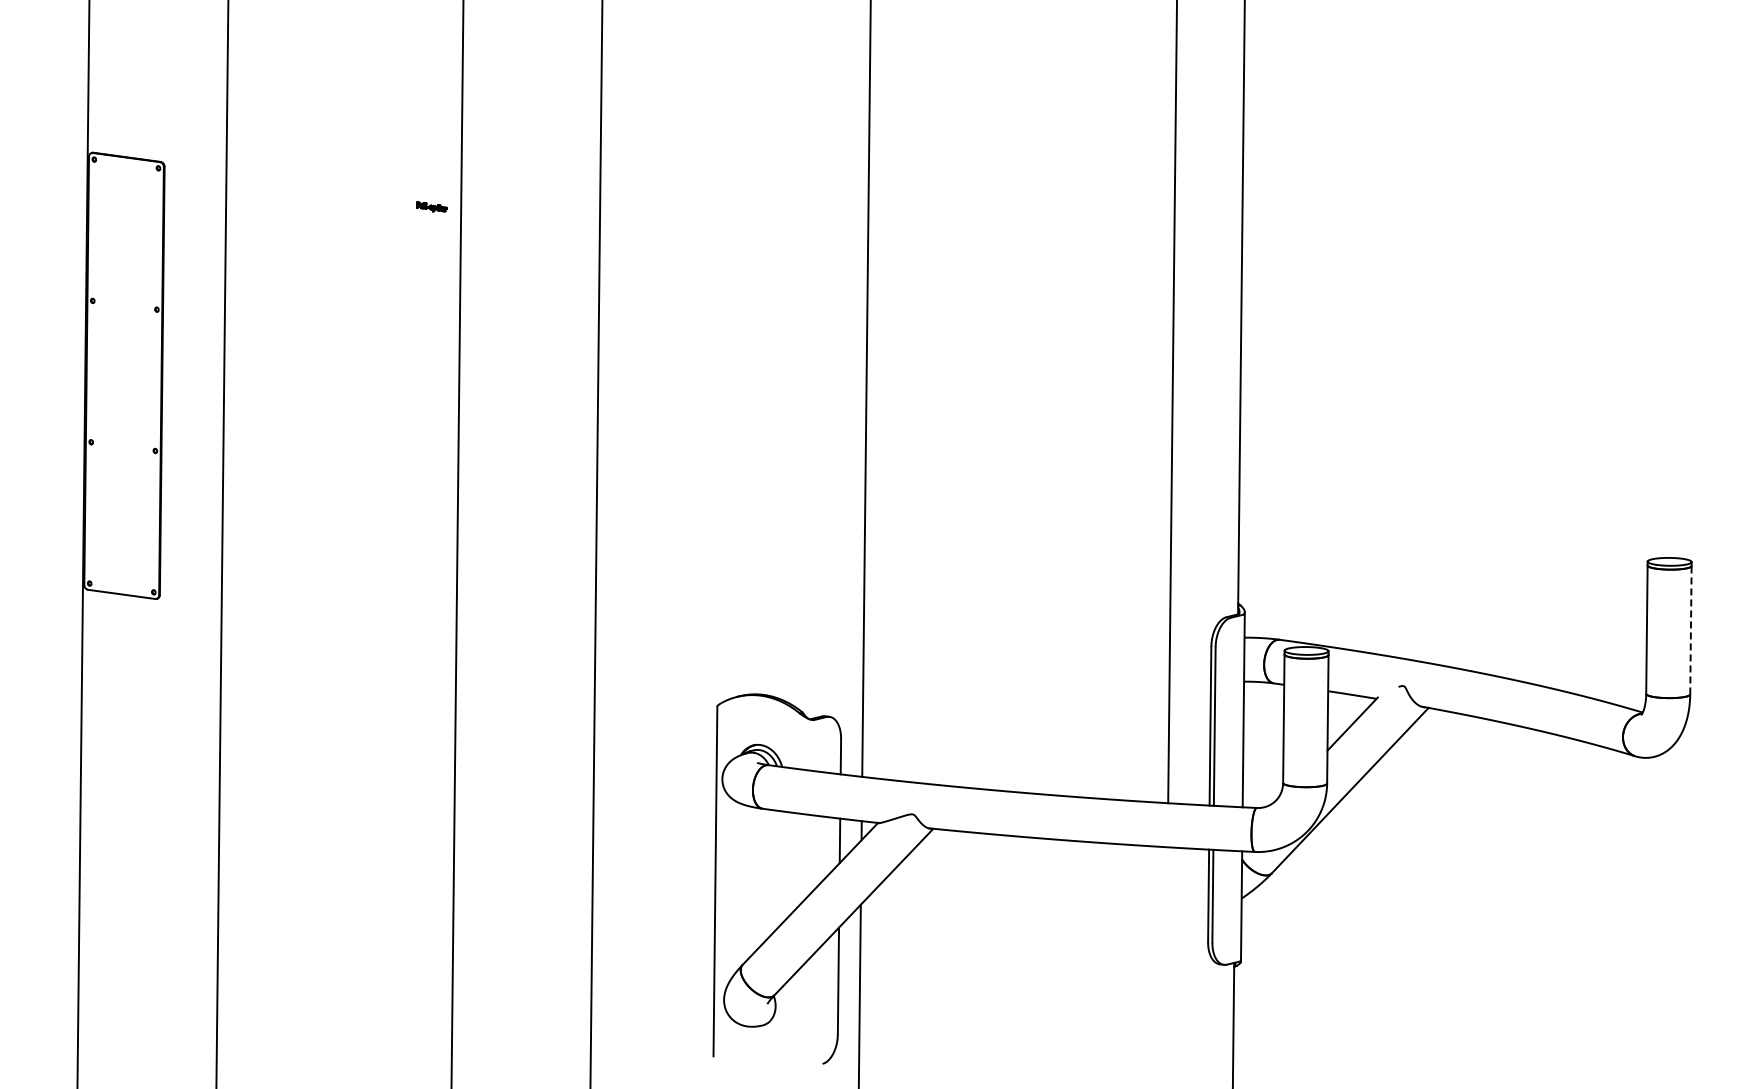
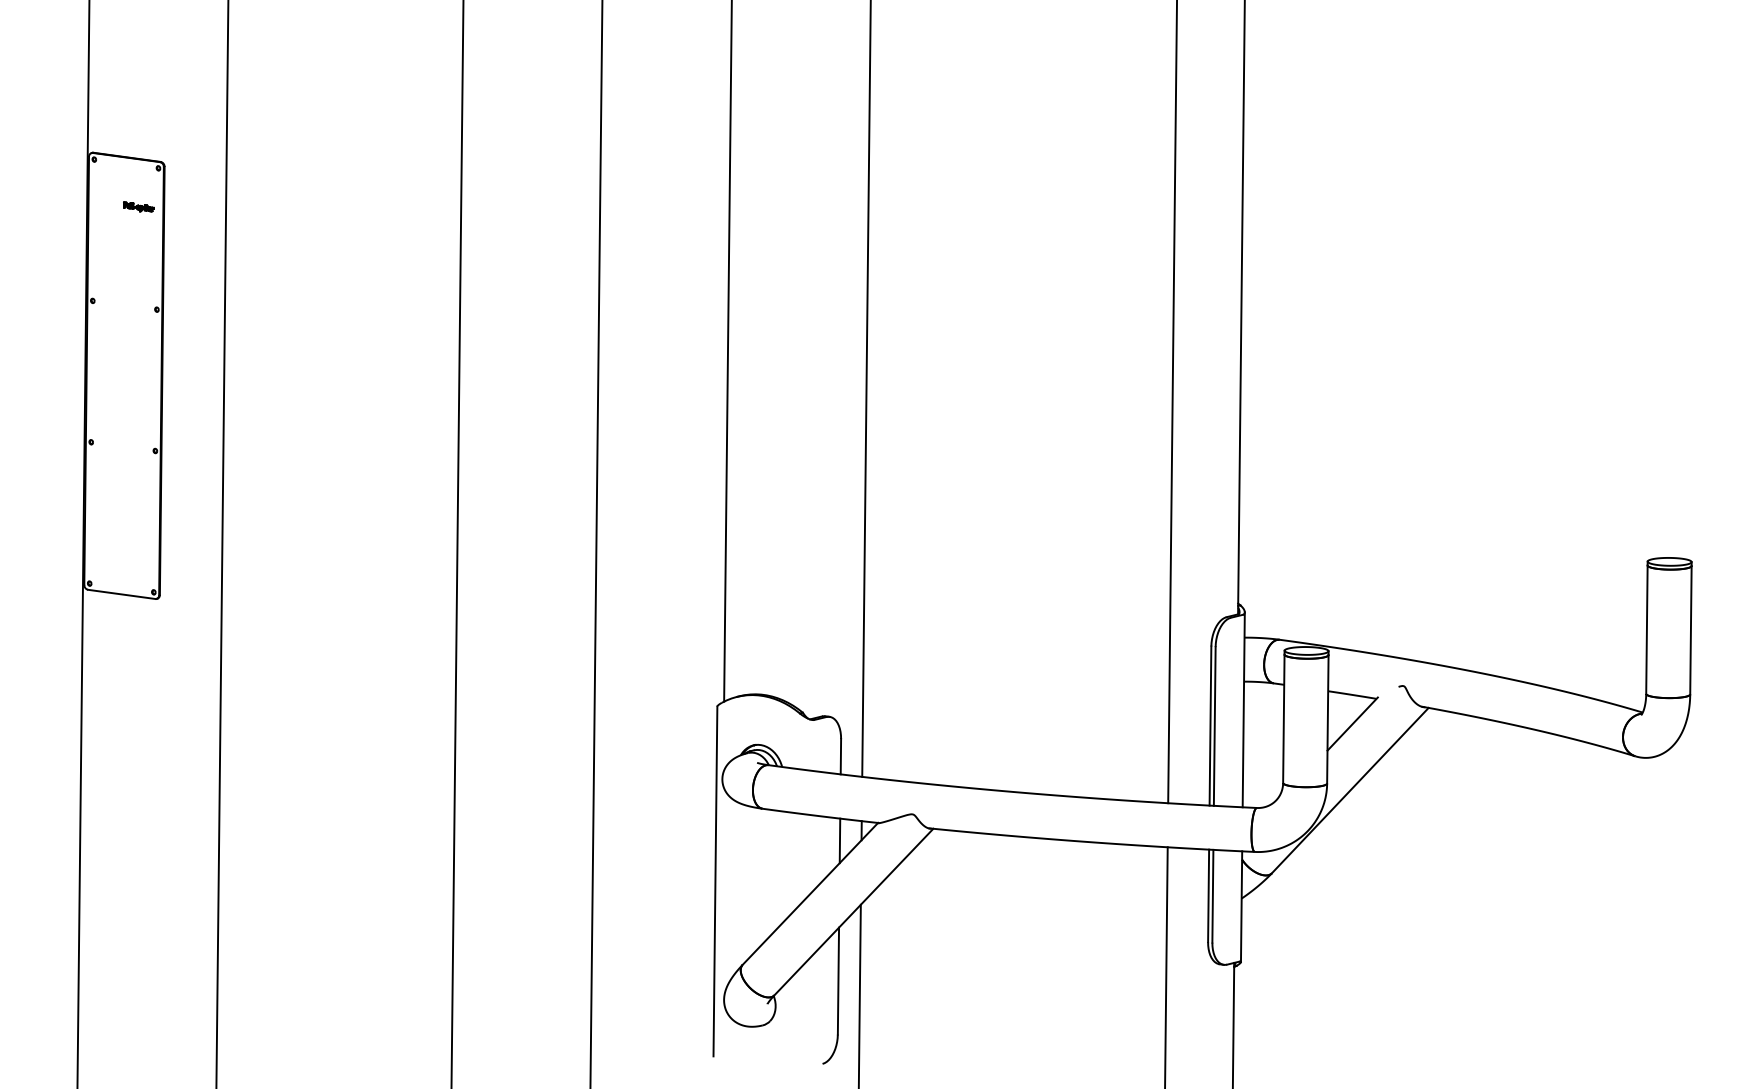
part position: (431, 206) -> (138, 206) (138, 206)
line: none -> present (727, 351)
line: dashed -> solid (1690, 629)
line: none -> present (1166, 966)
